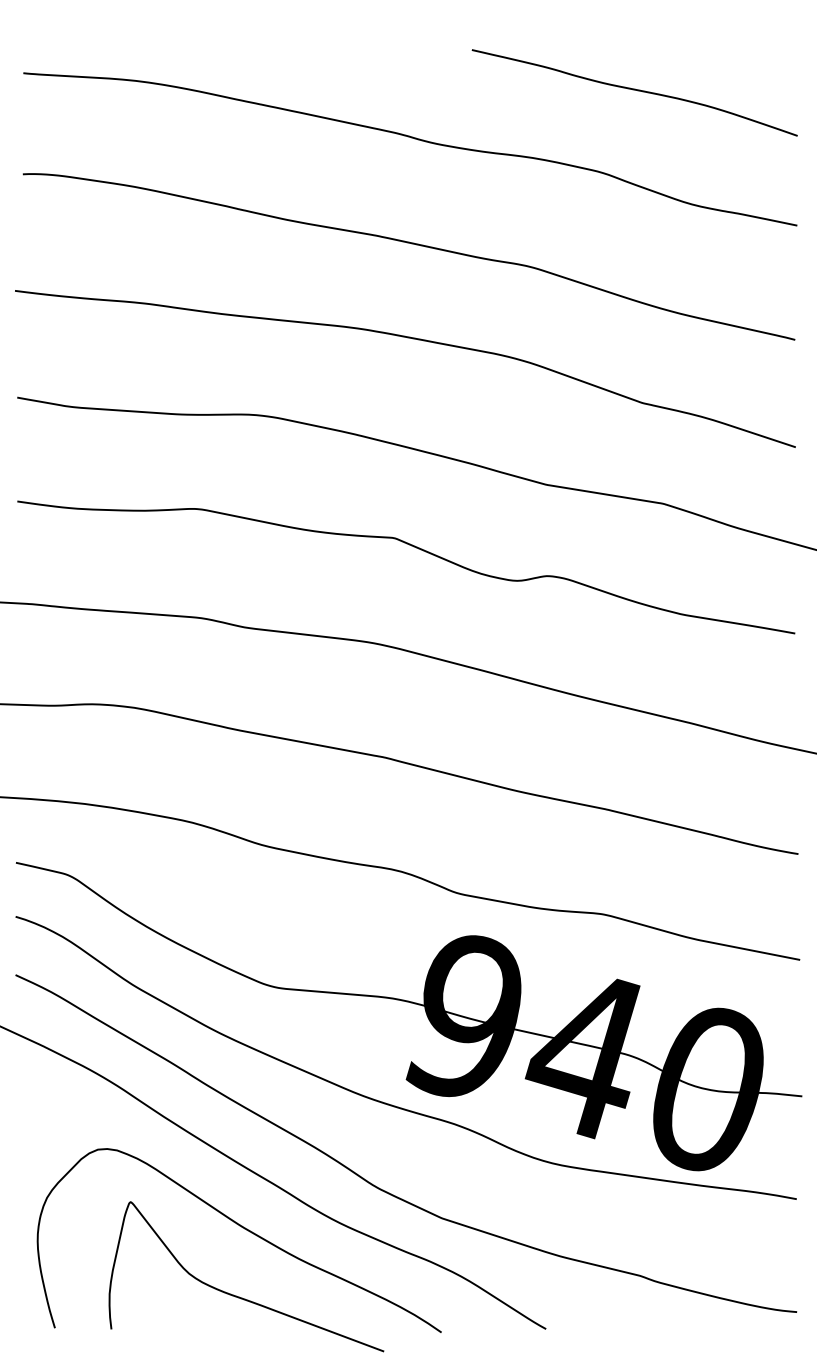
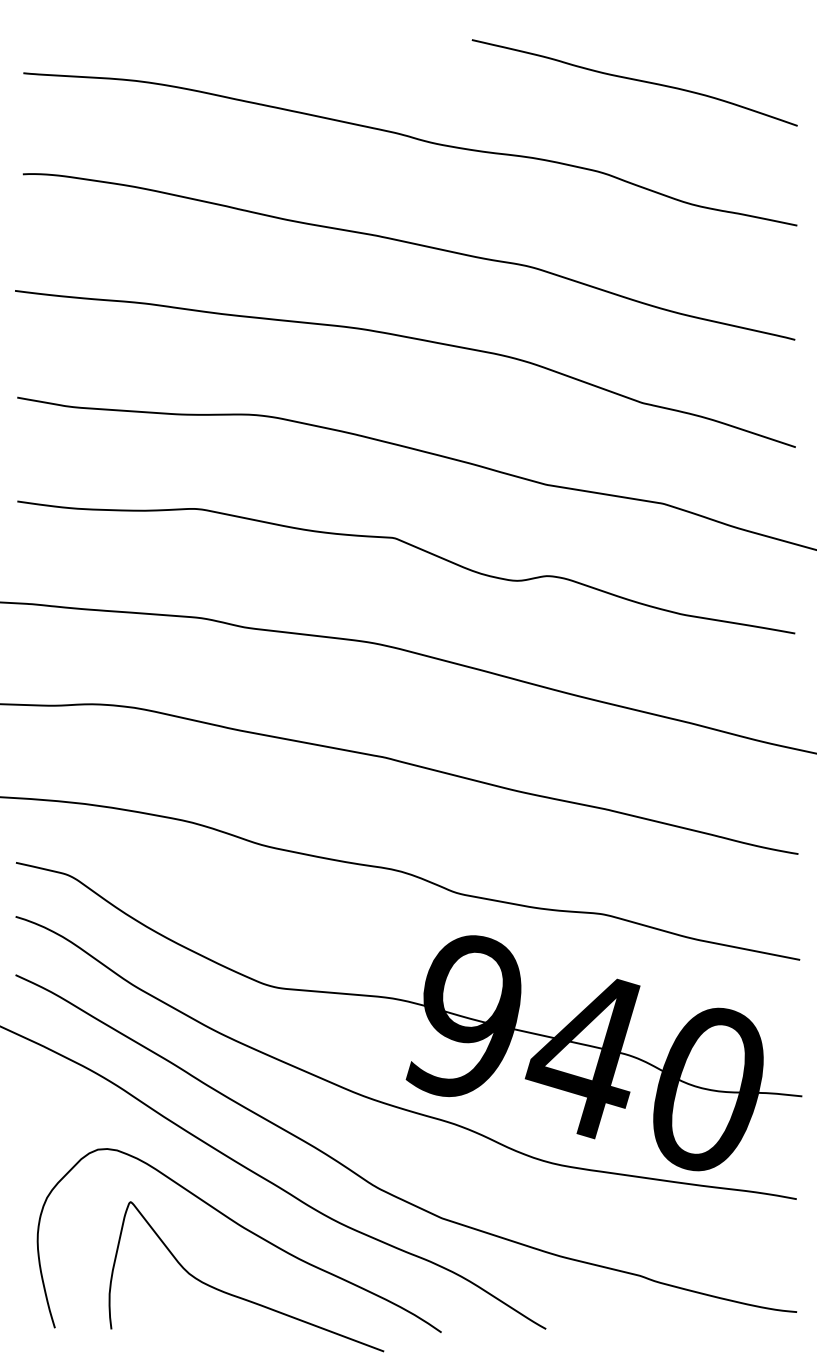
curve position: (634, 90) -> (634, 80) (634, 80)
